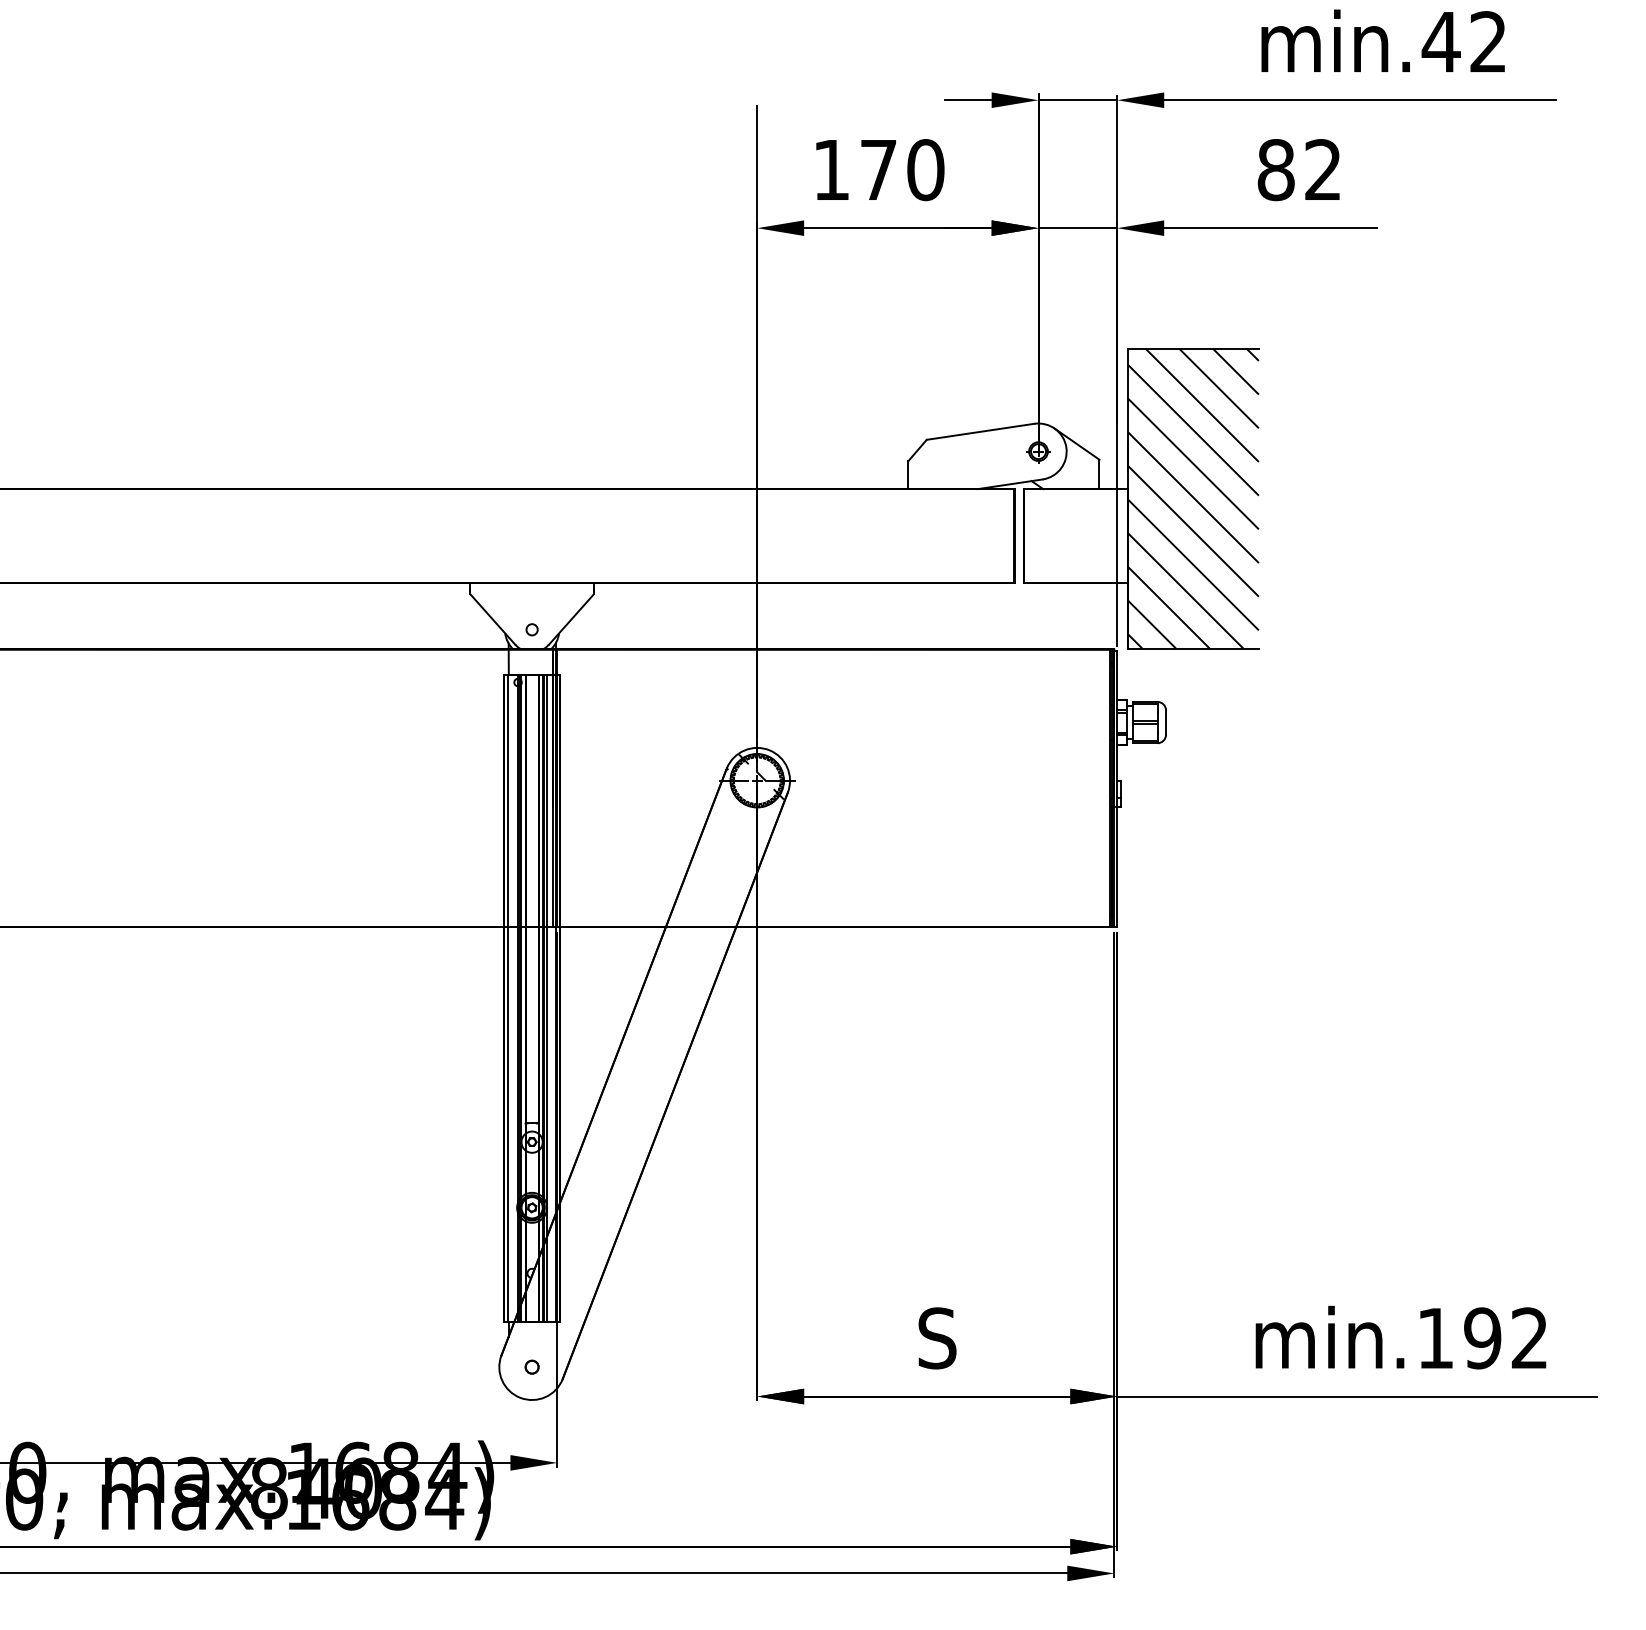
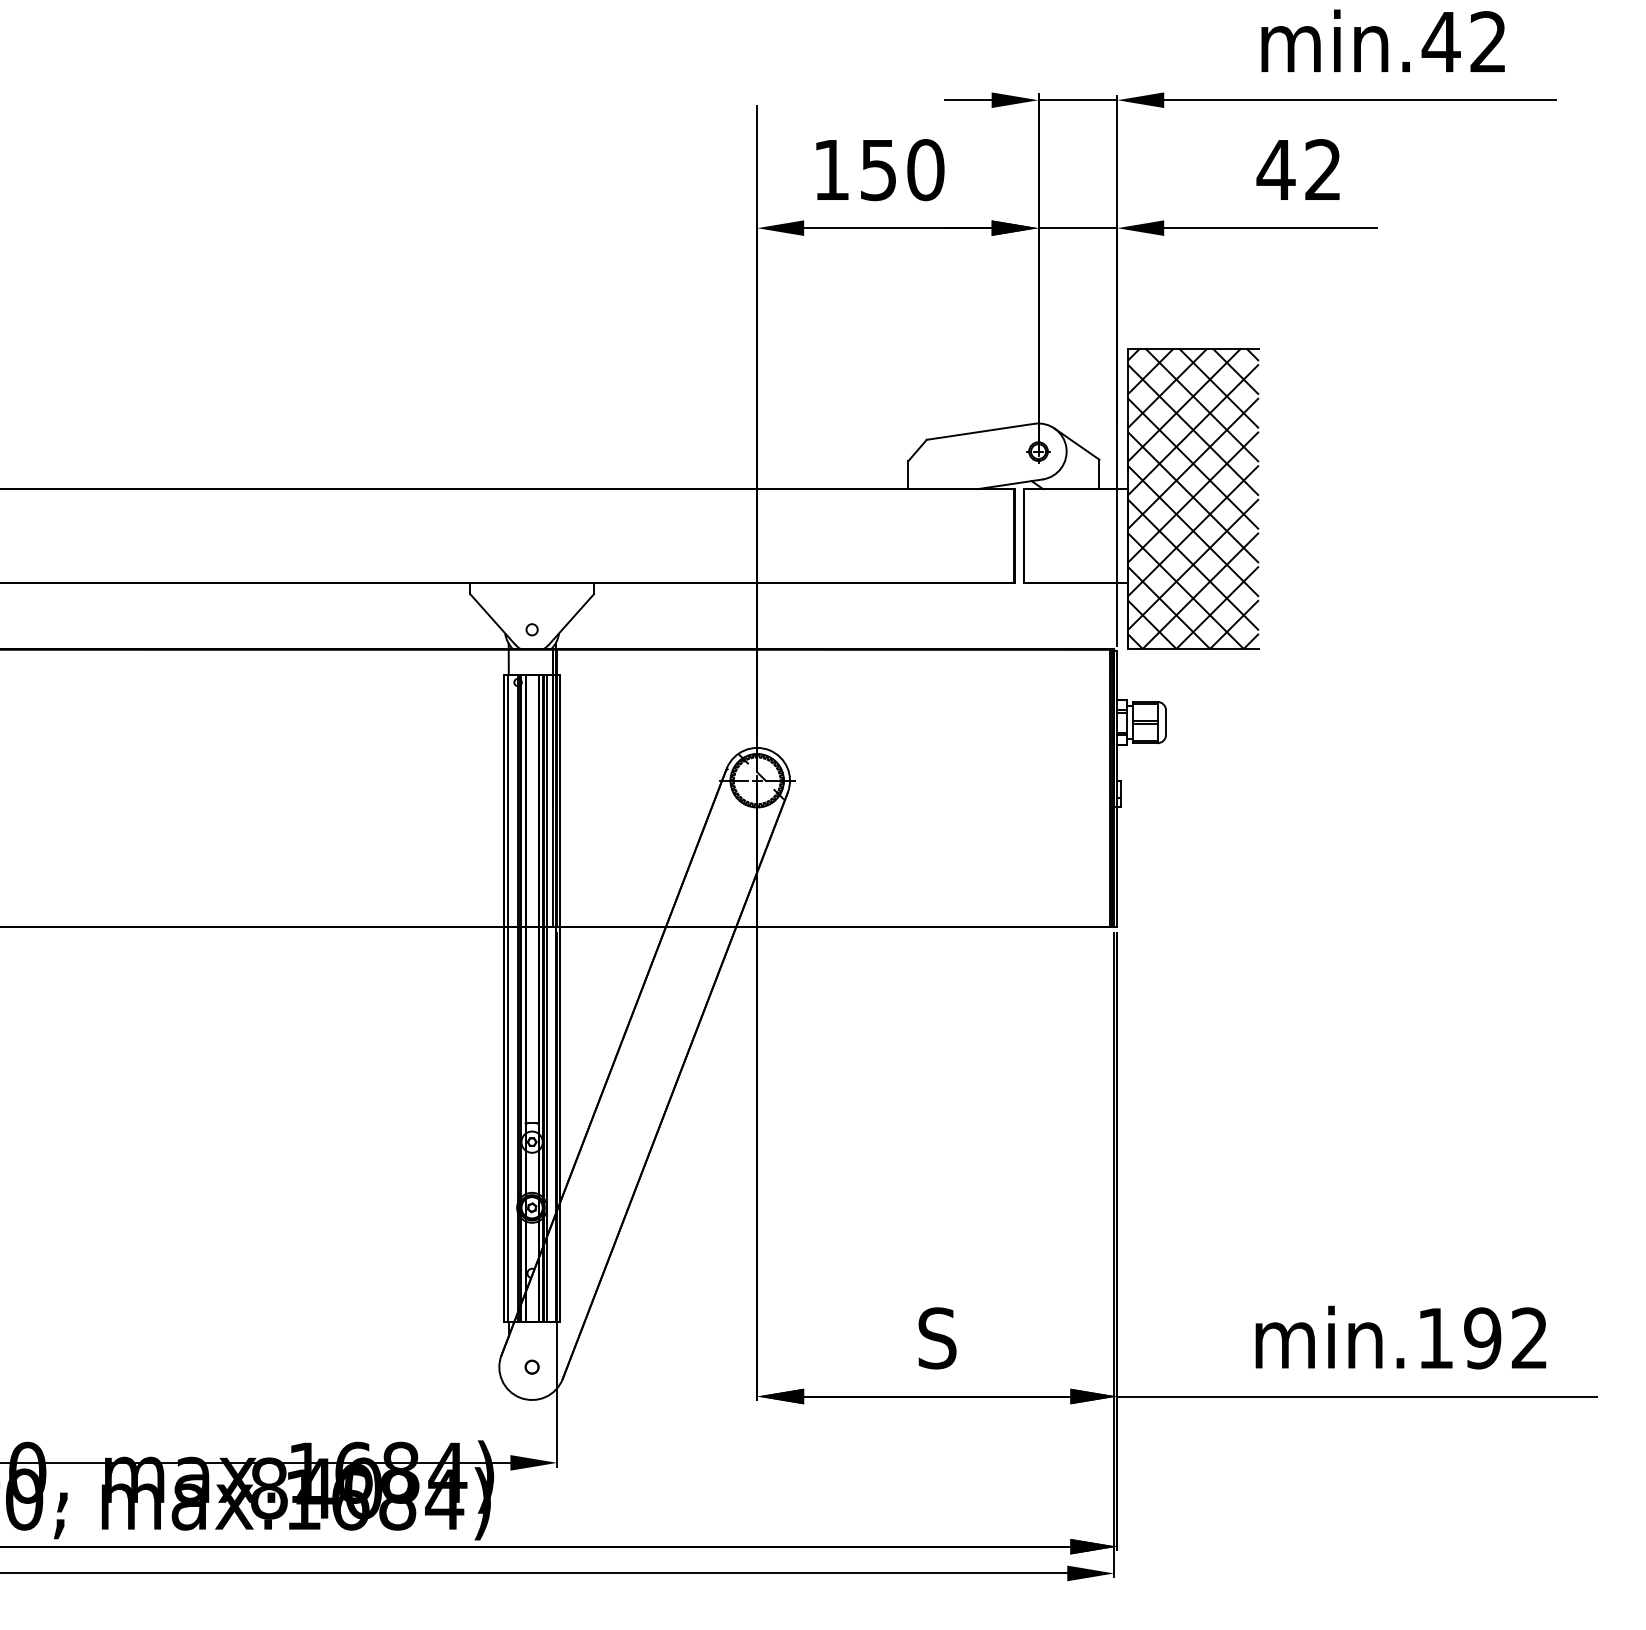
text: 170 -> 150 (878, 170)
text: 82 -> 42 (1275, 170)
hatch: none -> present (1192, 498)
